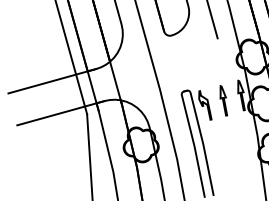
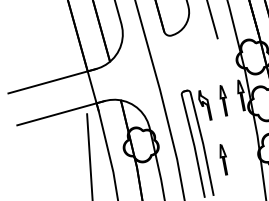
line: present -> none (107, 53)
line: present -> none (71, 58)
part: none -> present (223, 159)
